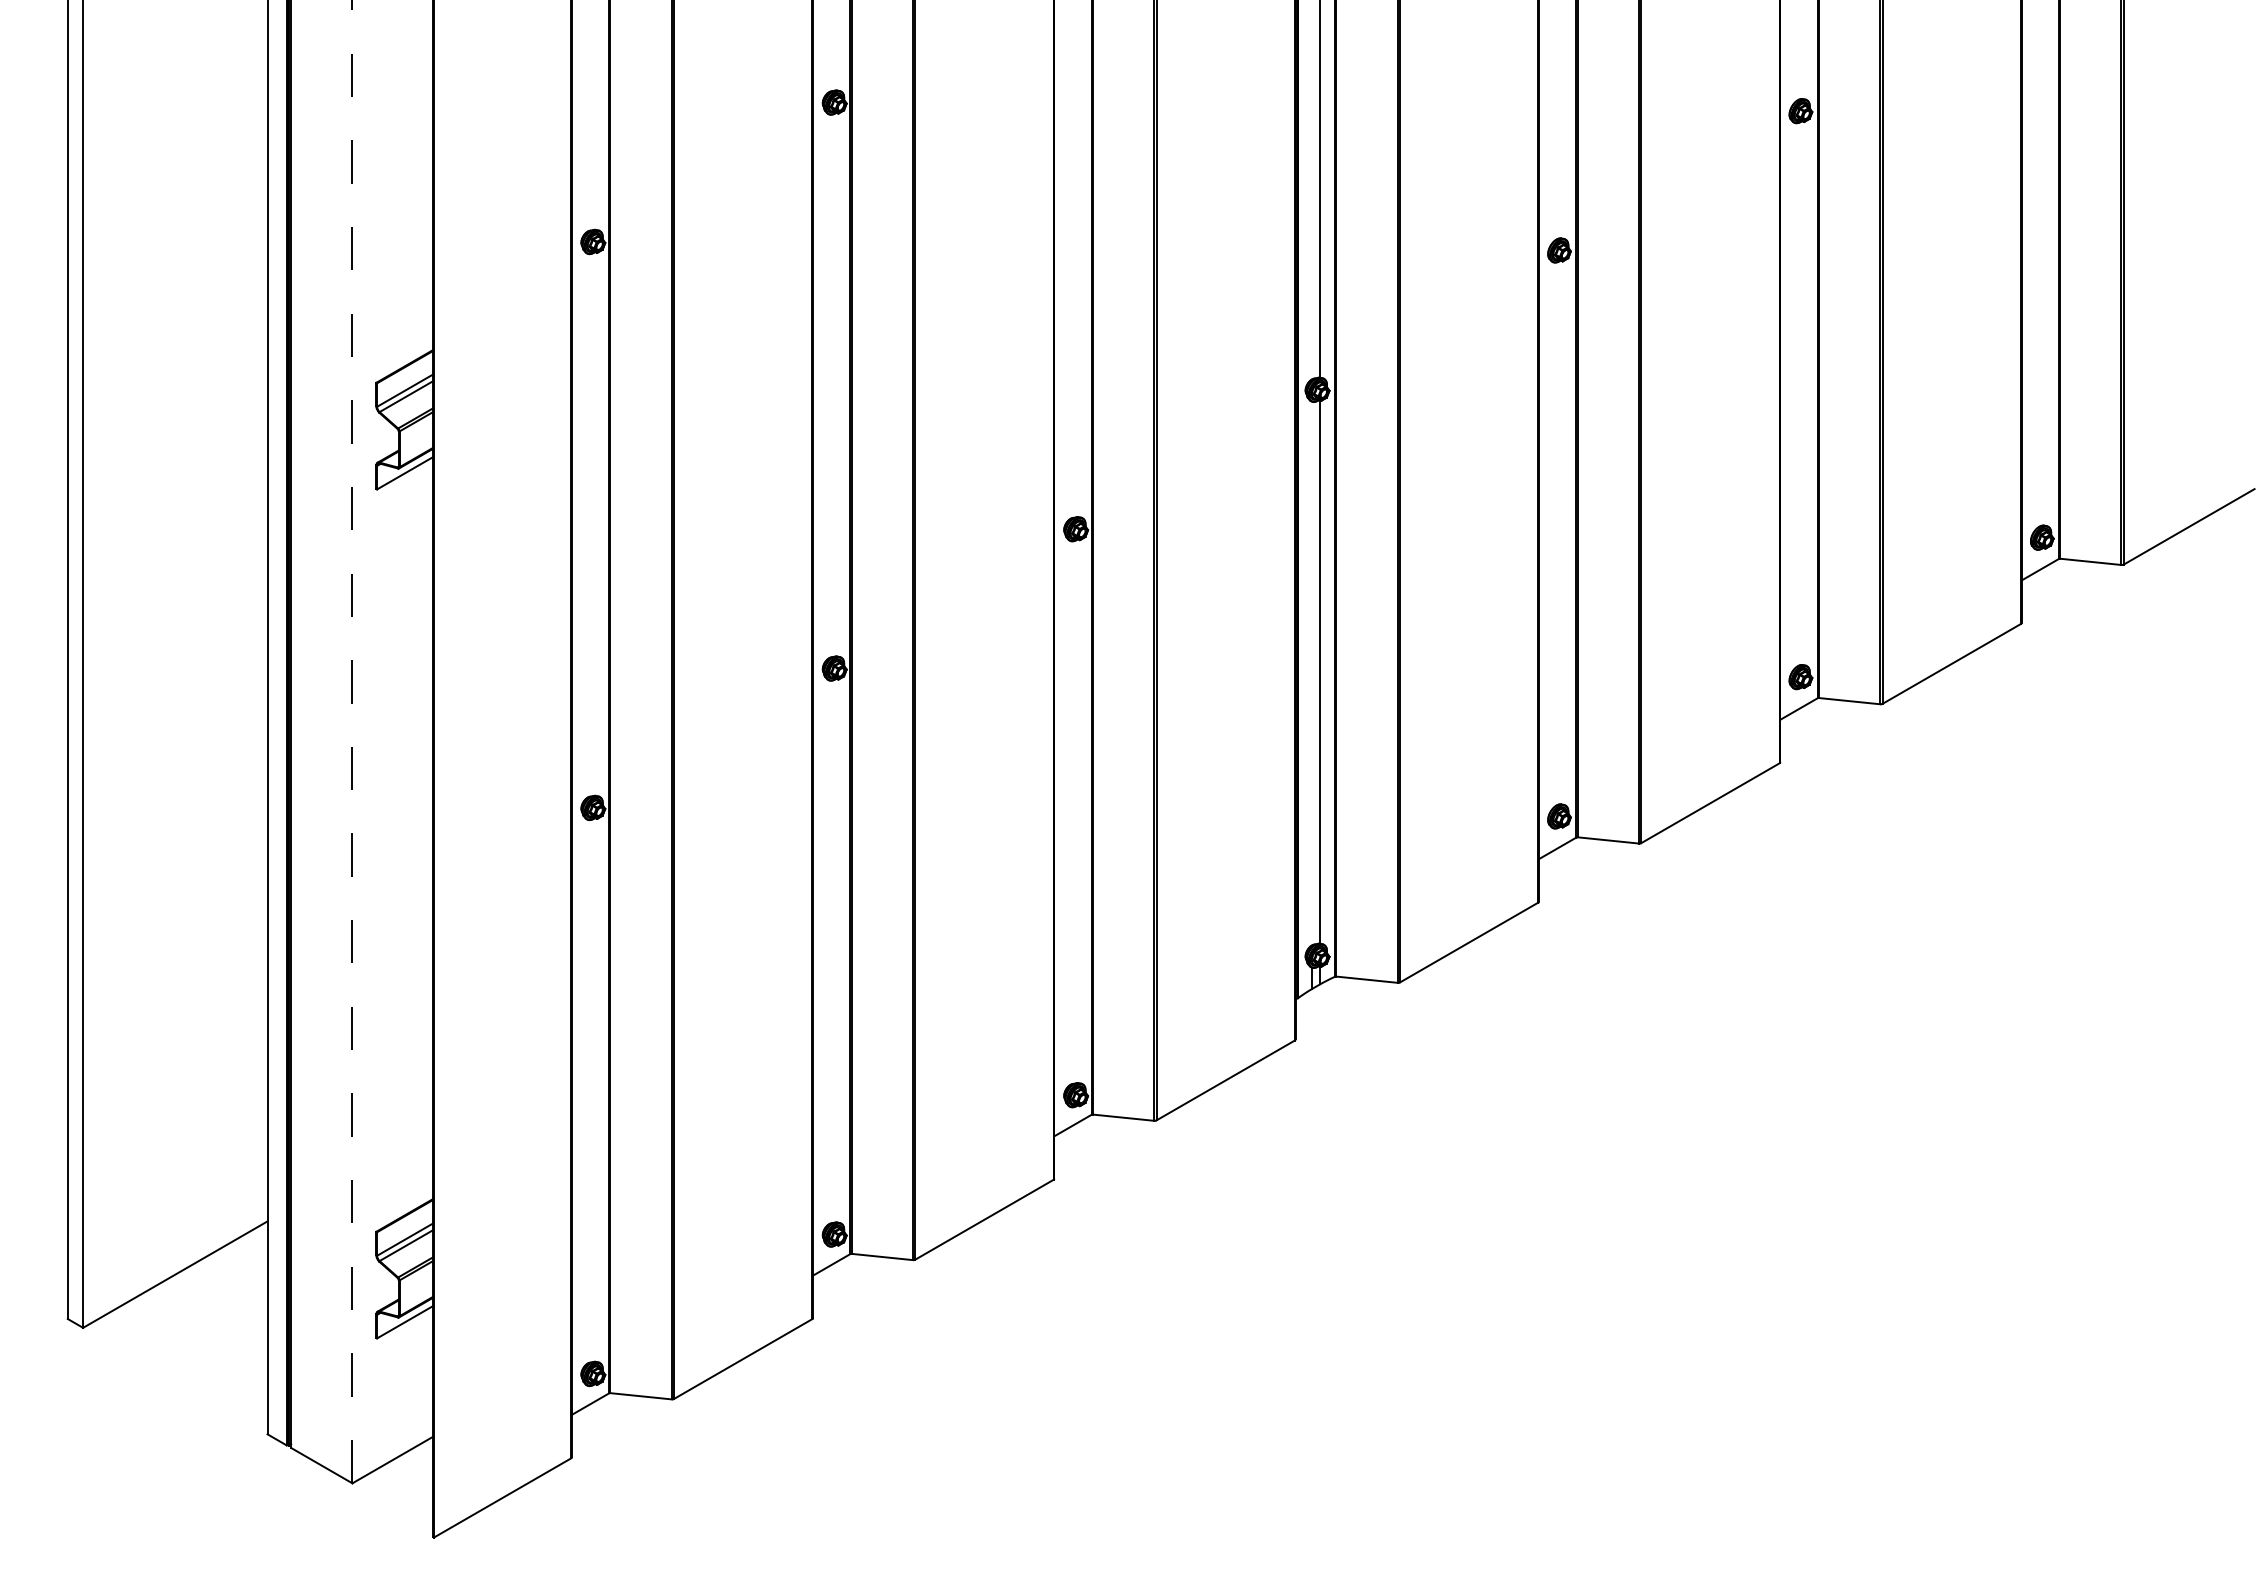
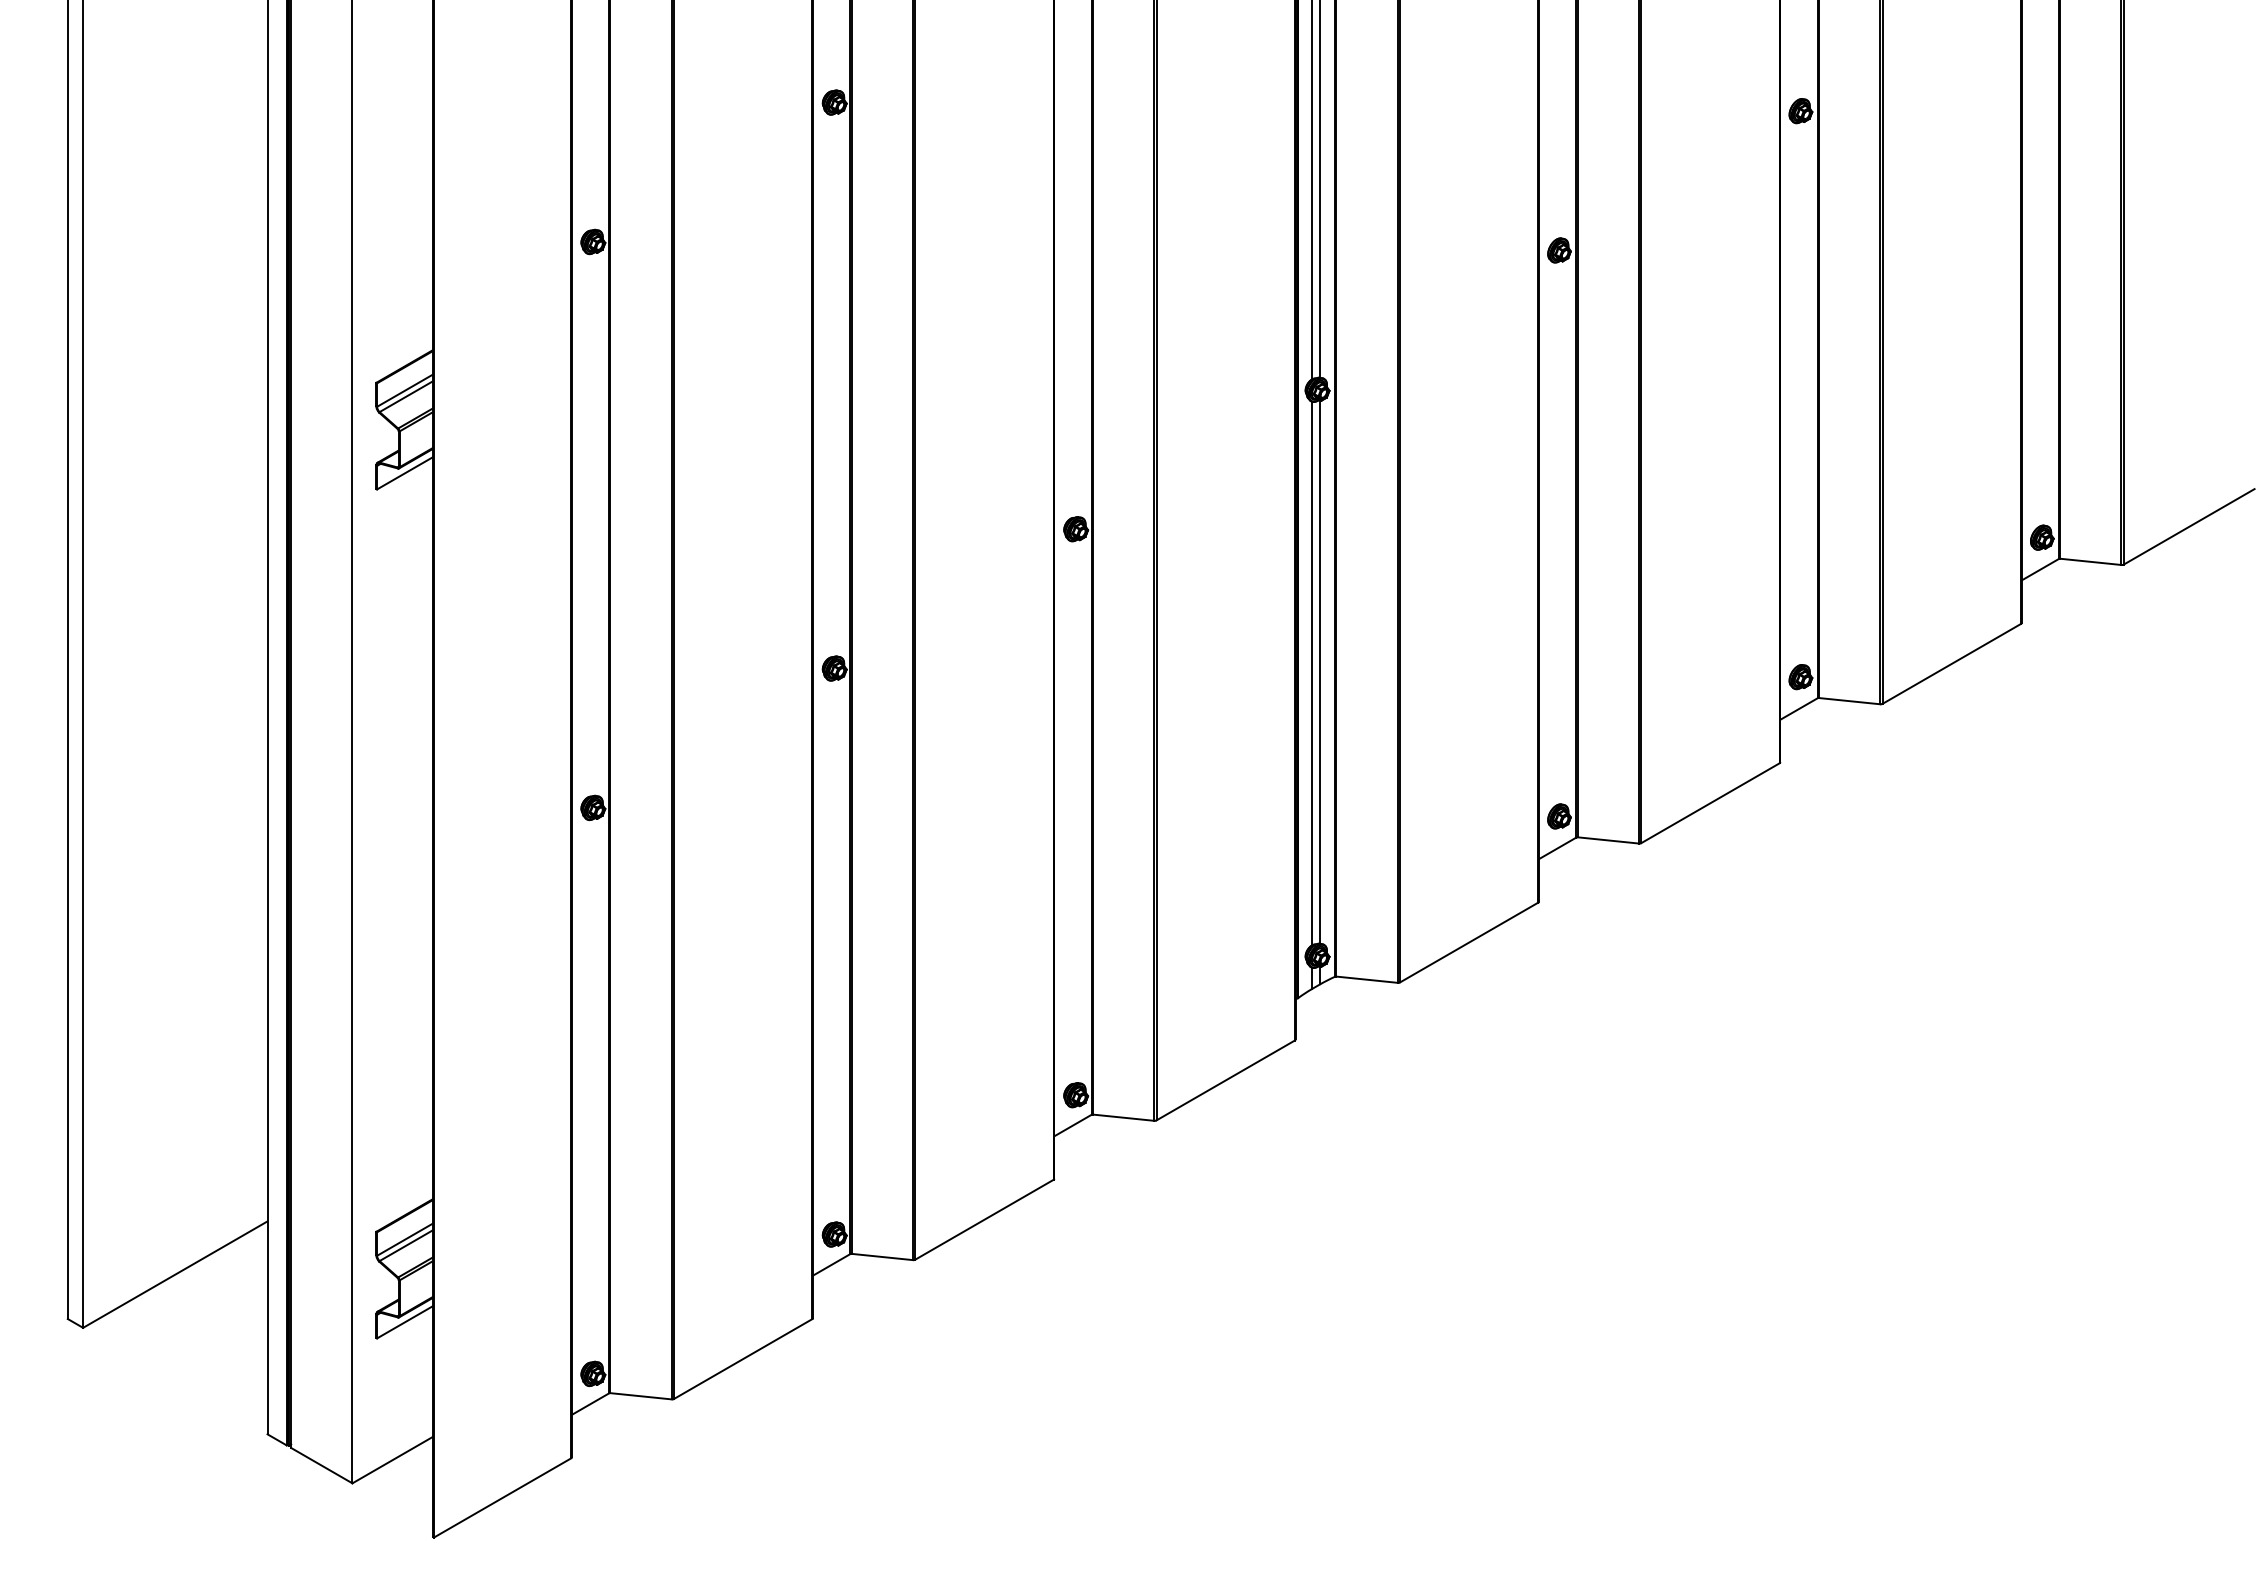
line: none -> present (1312, 190)
line: none -> present (1312, 673)
line: dashed -> solid (352, 741)
